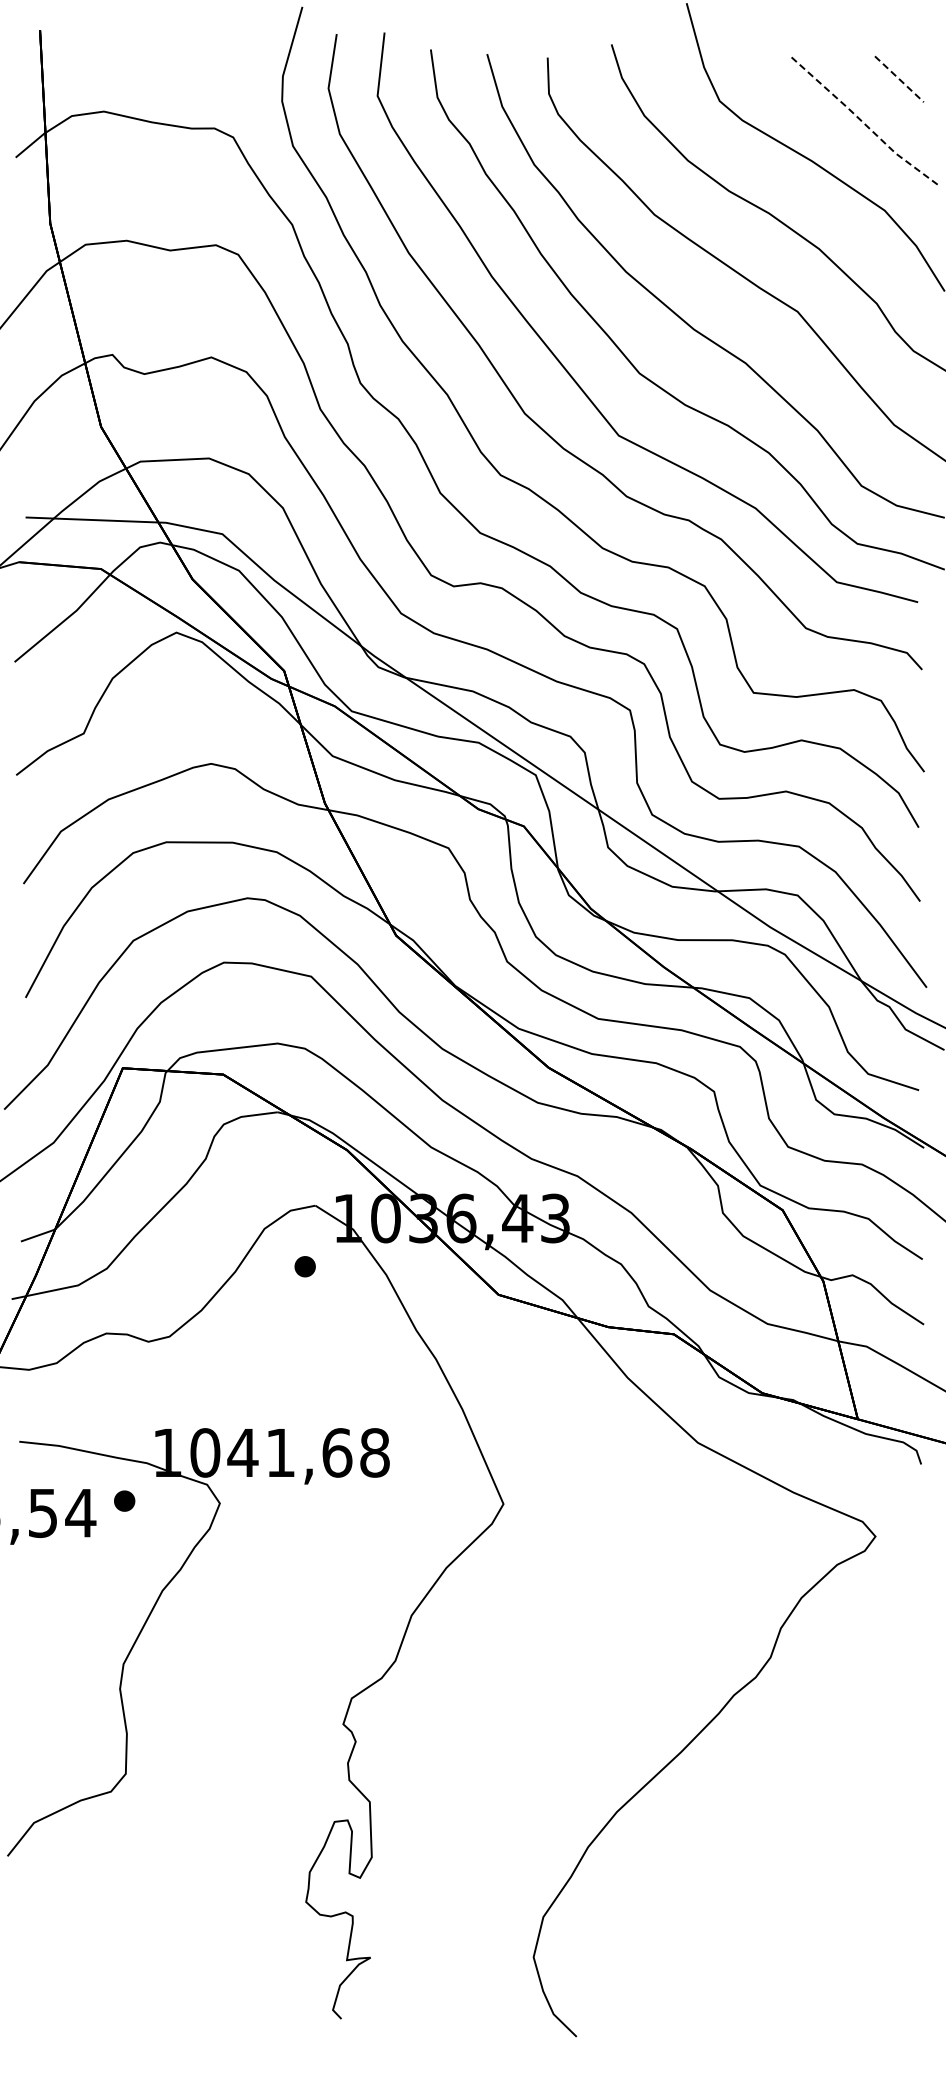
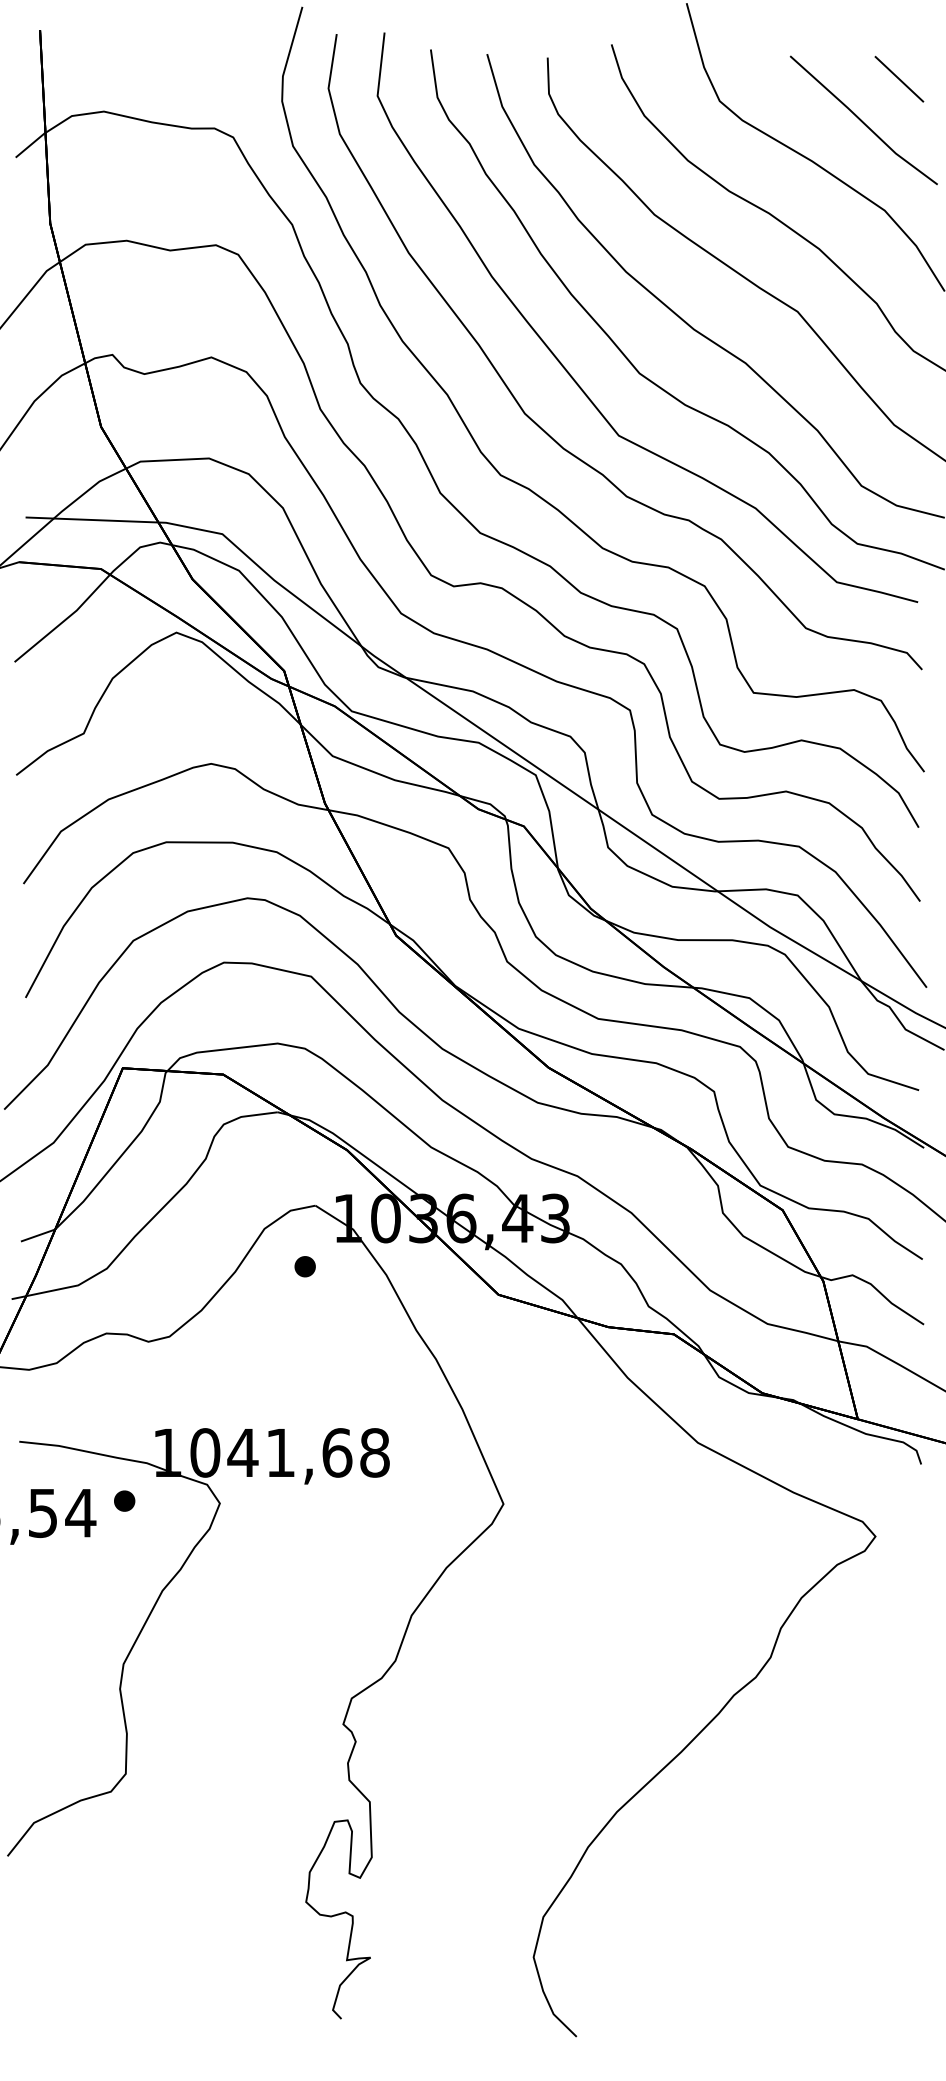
line: dashed -> solid (899, 79)
line: dashed -> solid (862, 122)
